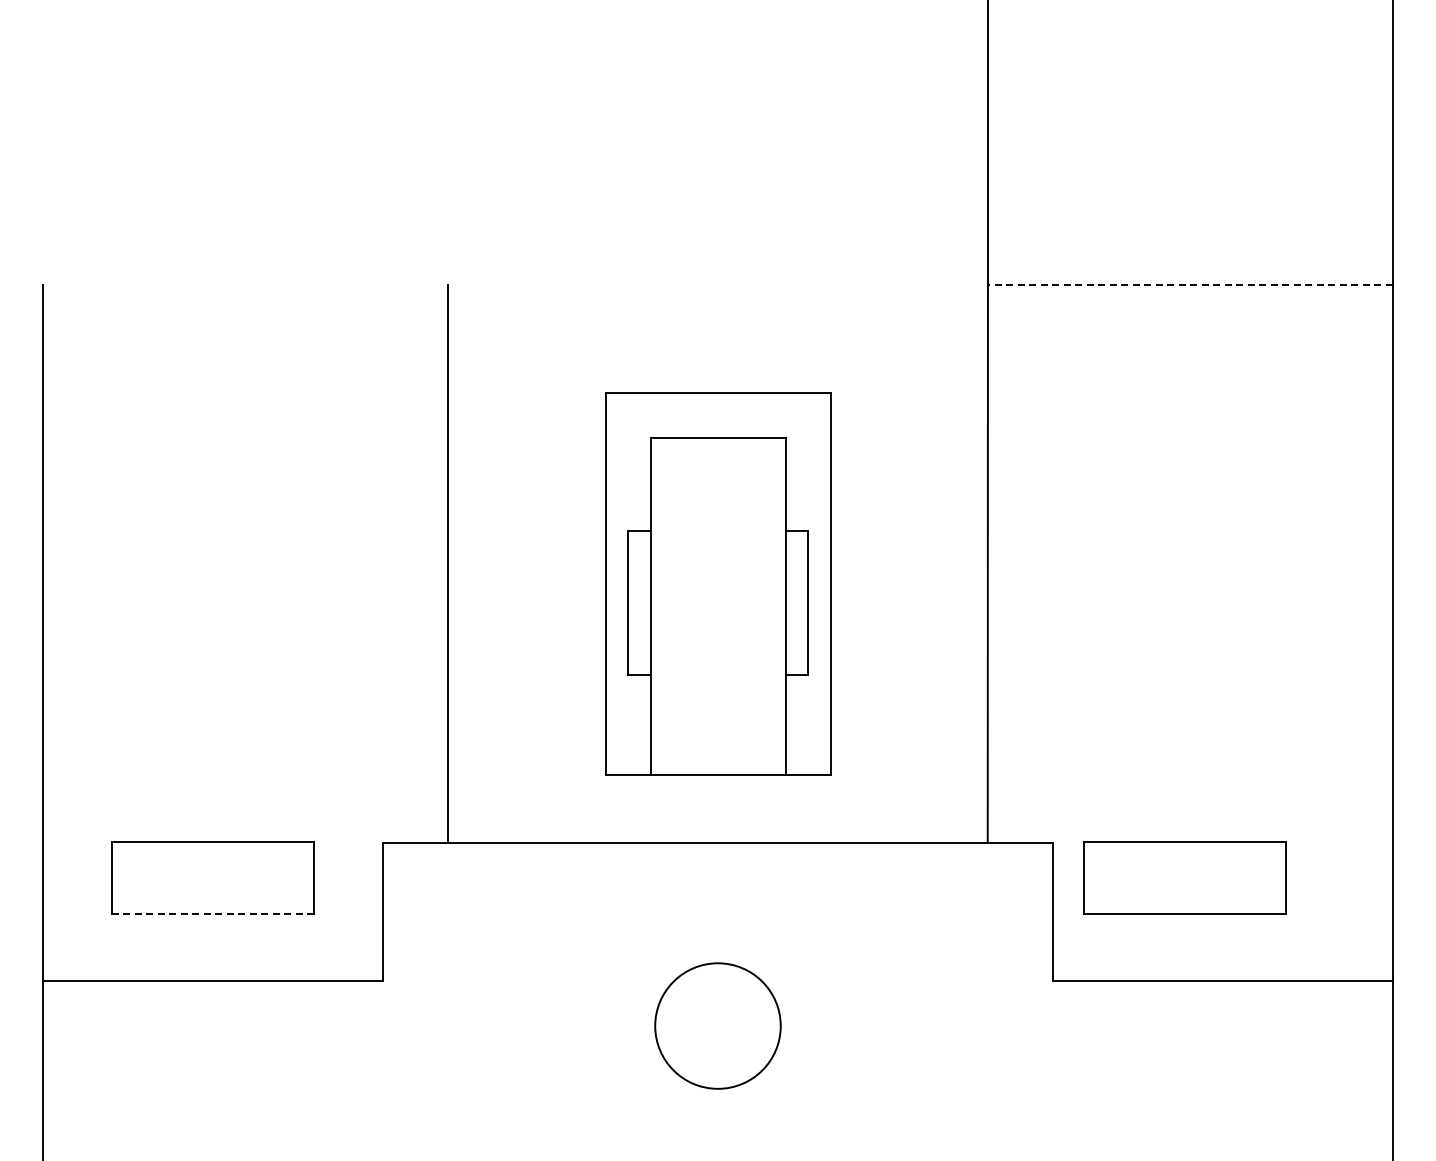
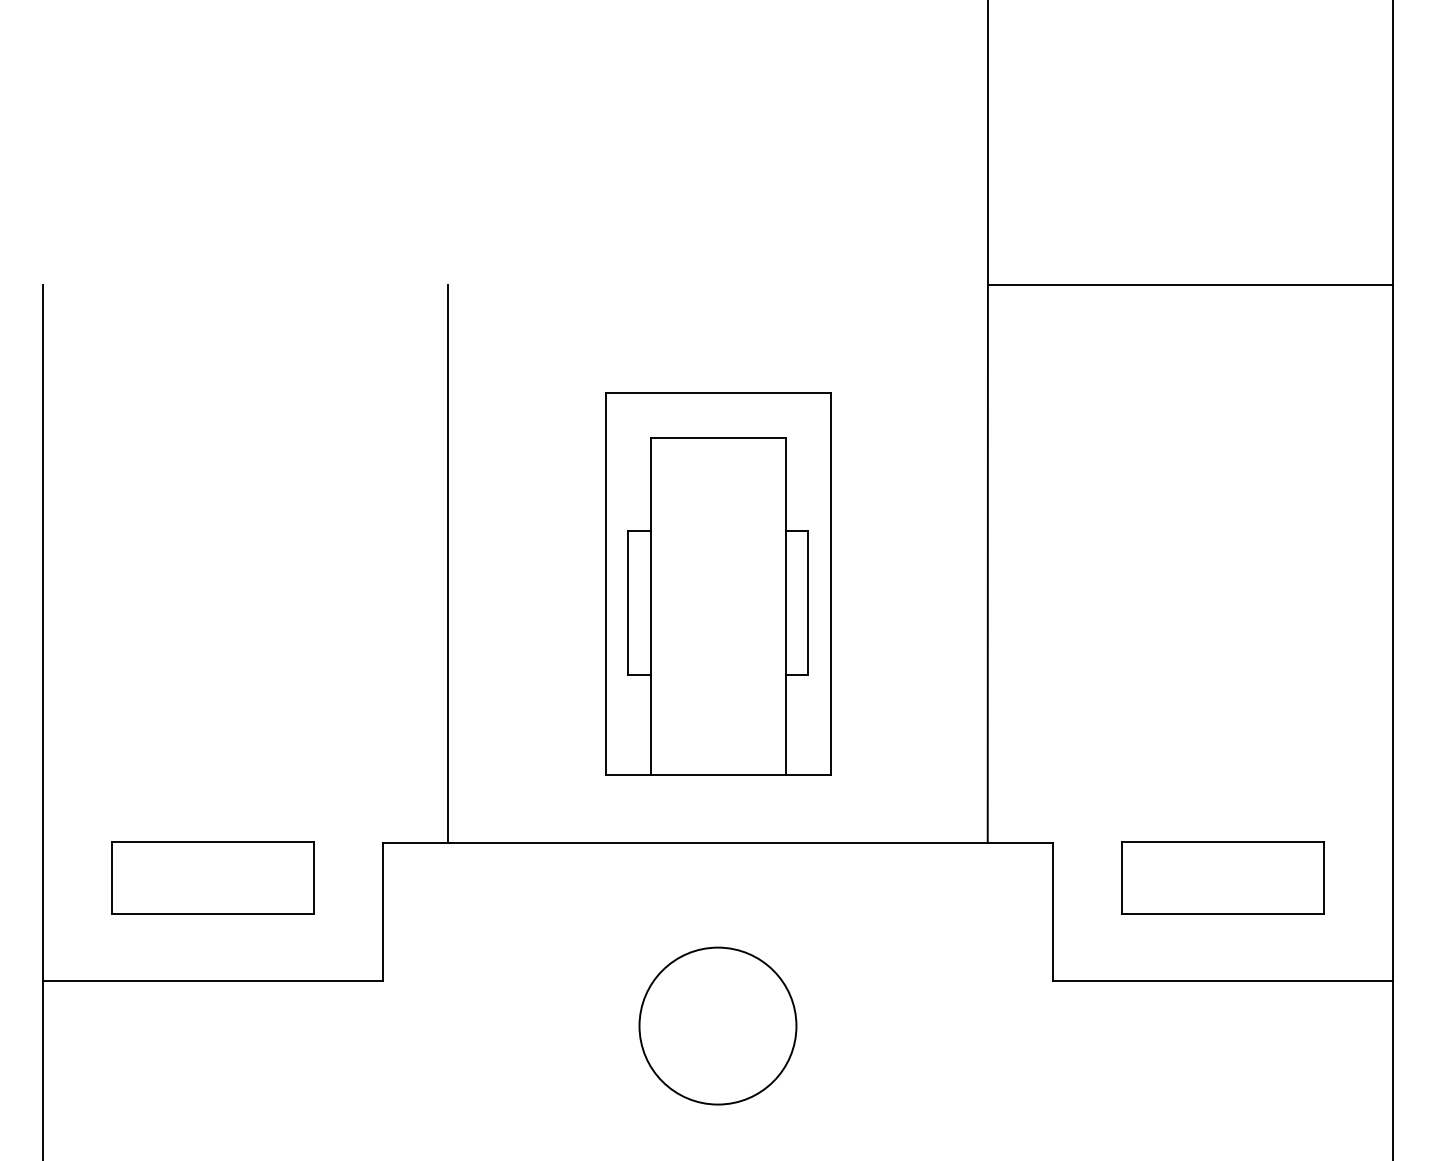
line: dashed -> solid (1189, 284)
part position: (1184, 877) -> (1222, 877) (1222, 877)
line: dashed -> solid (213, 913)
circle size: 128x128 px -> 160x160 px (717, 1025)
